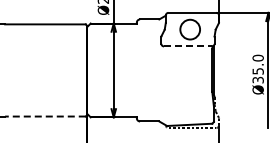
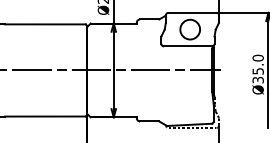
line: dashed -> solid (187, 46)
line: none -> present (111, 70)
line: dashed -> solid (44, 116)
